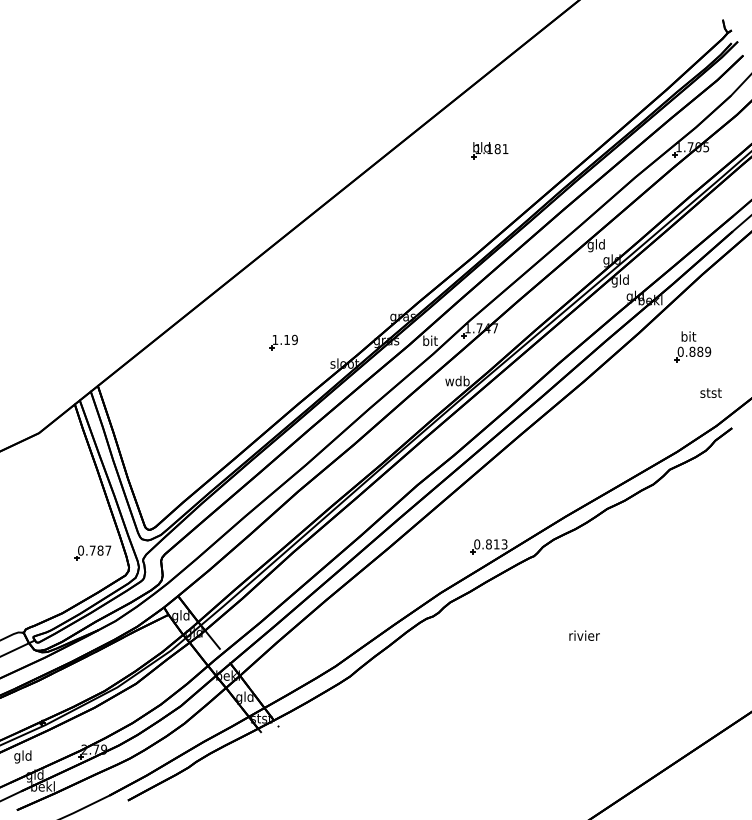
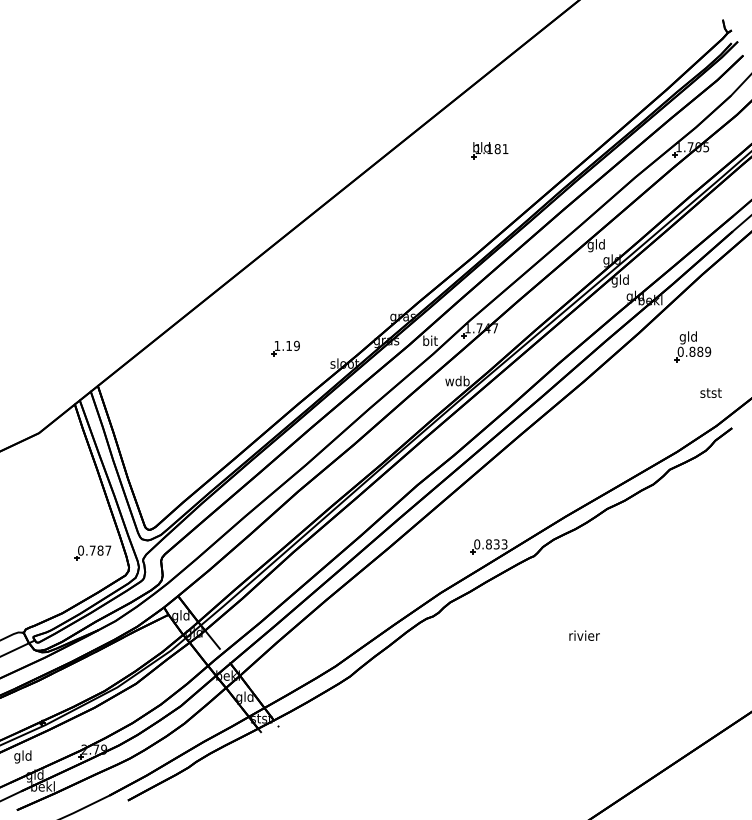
text: bit -> gld (687, 337)
part position: (283, 342) -> (285, 348) (285, 348)
text: 0.813 -> 0.833 (496, 544)
